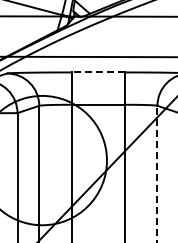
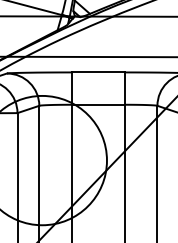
line: dashed -> solid (98, 72)
line: dashed -> solid (157, 173)
